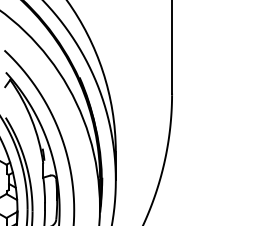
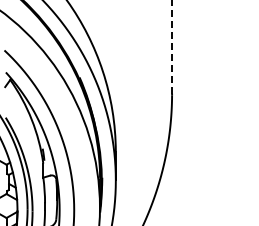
line: solid -> dashed (172, 47)
